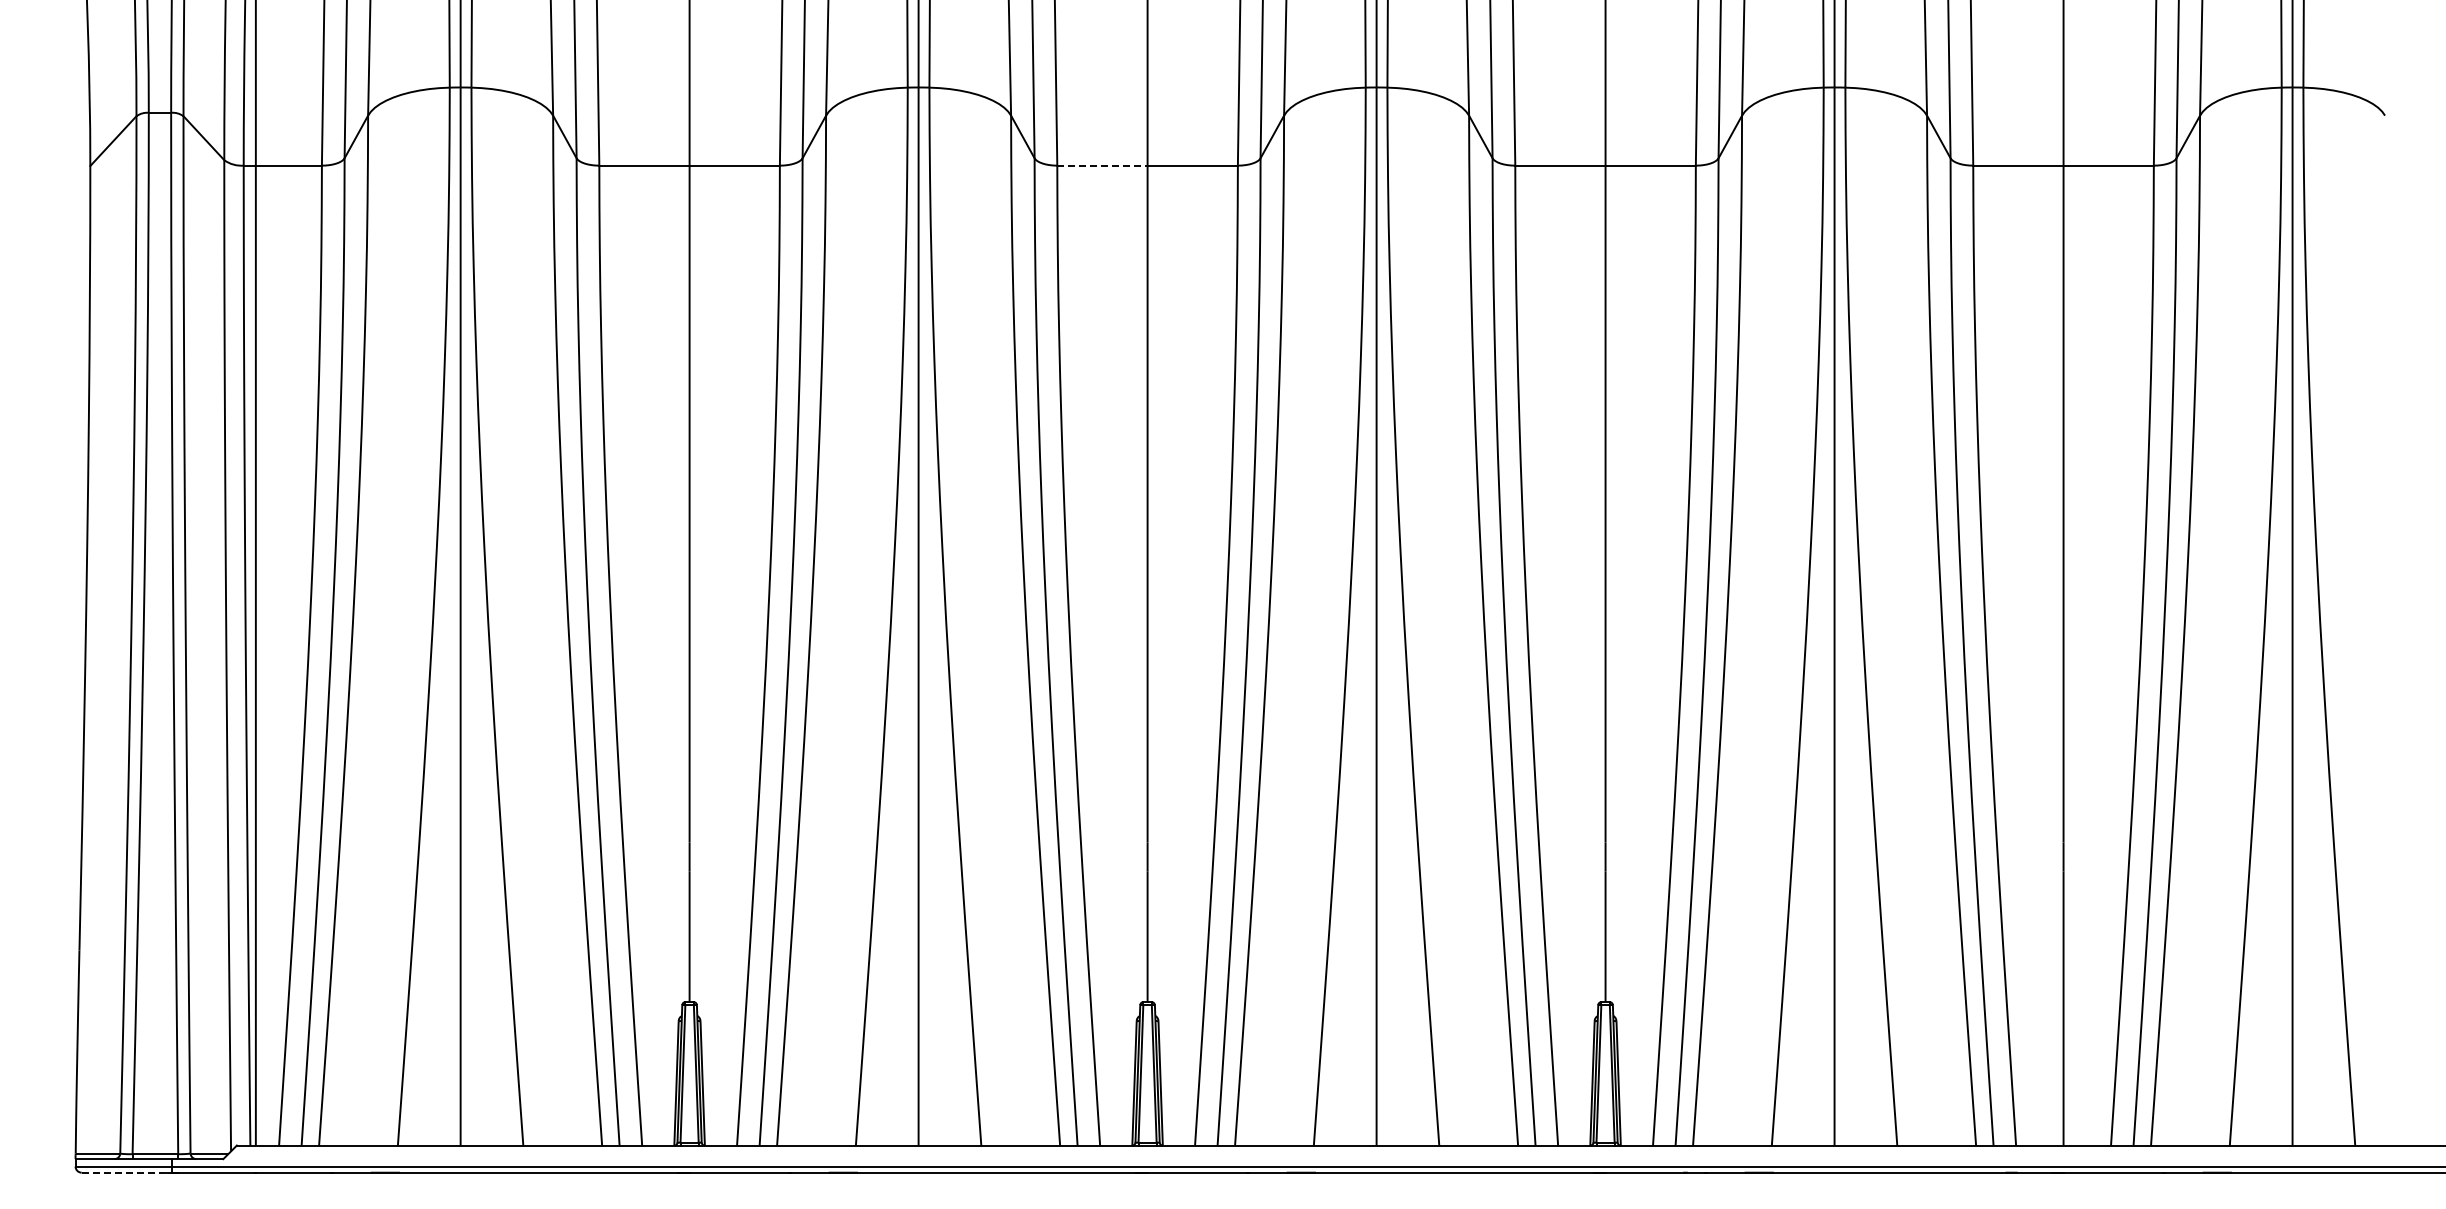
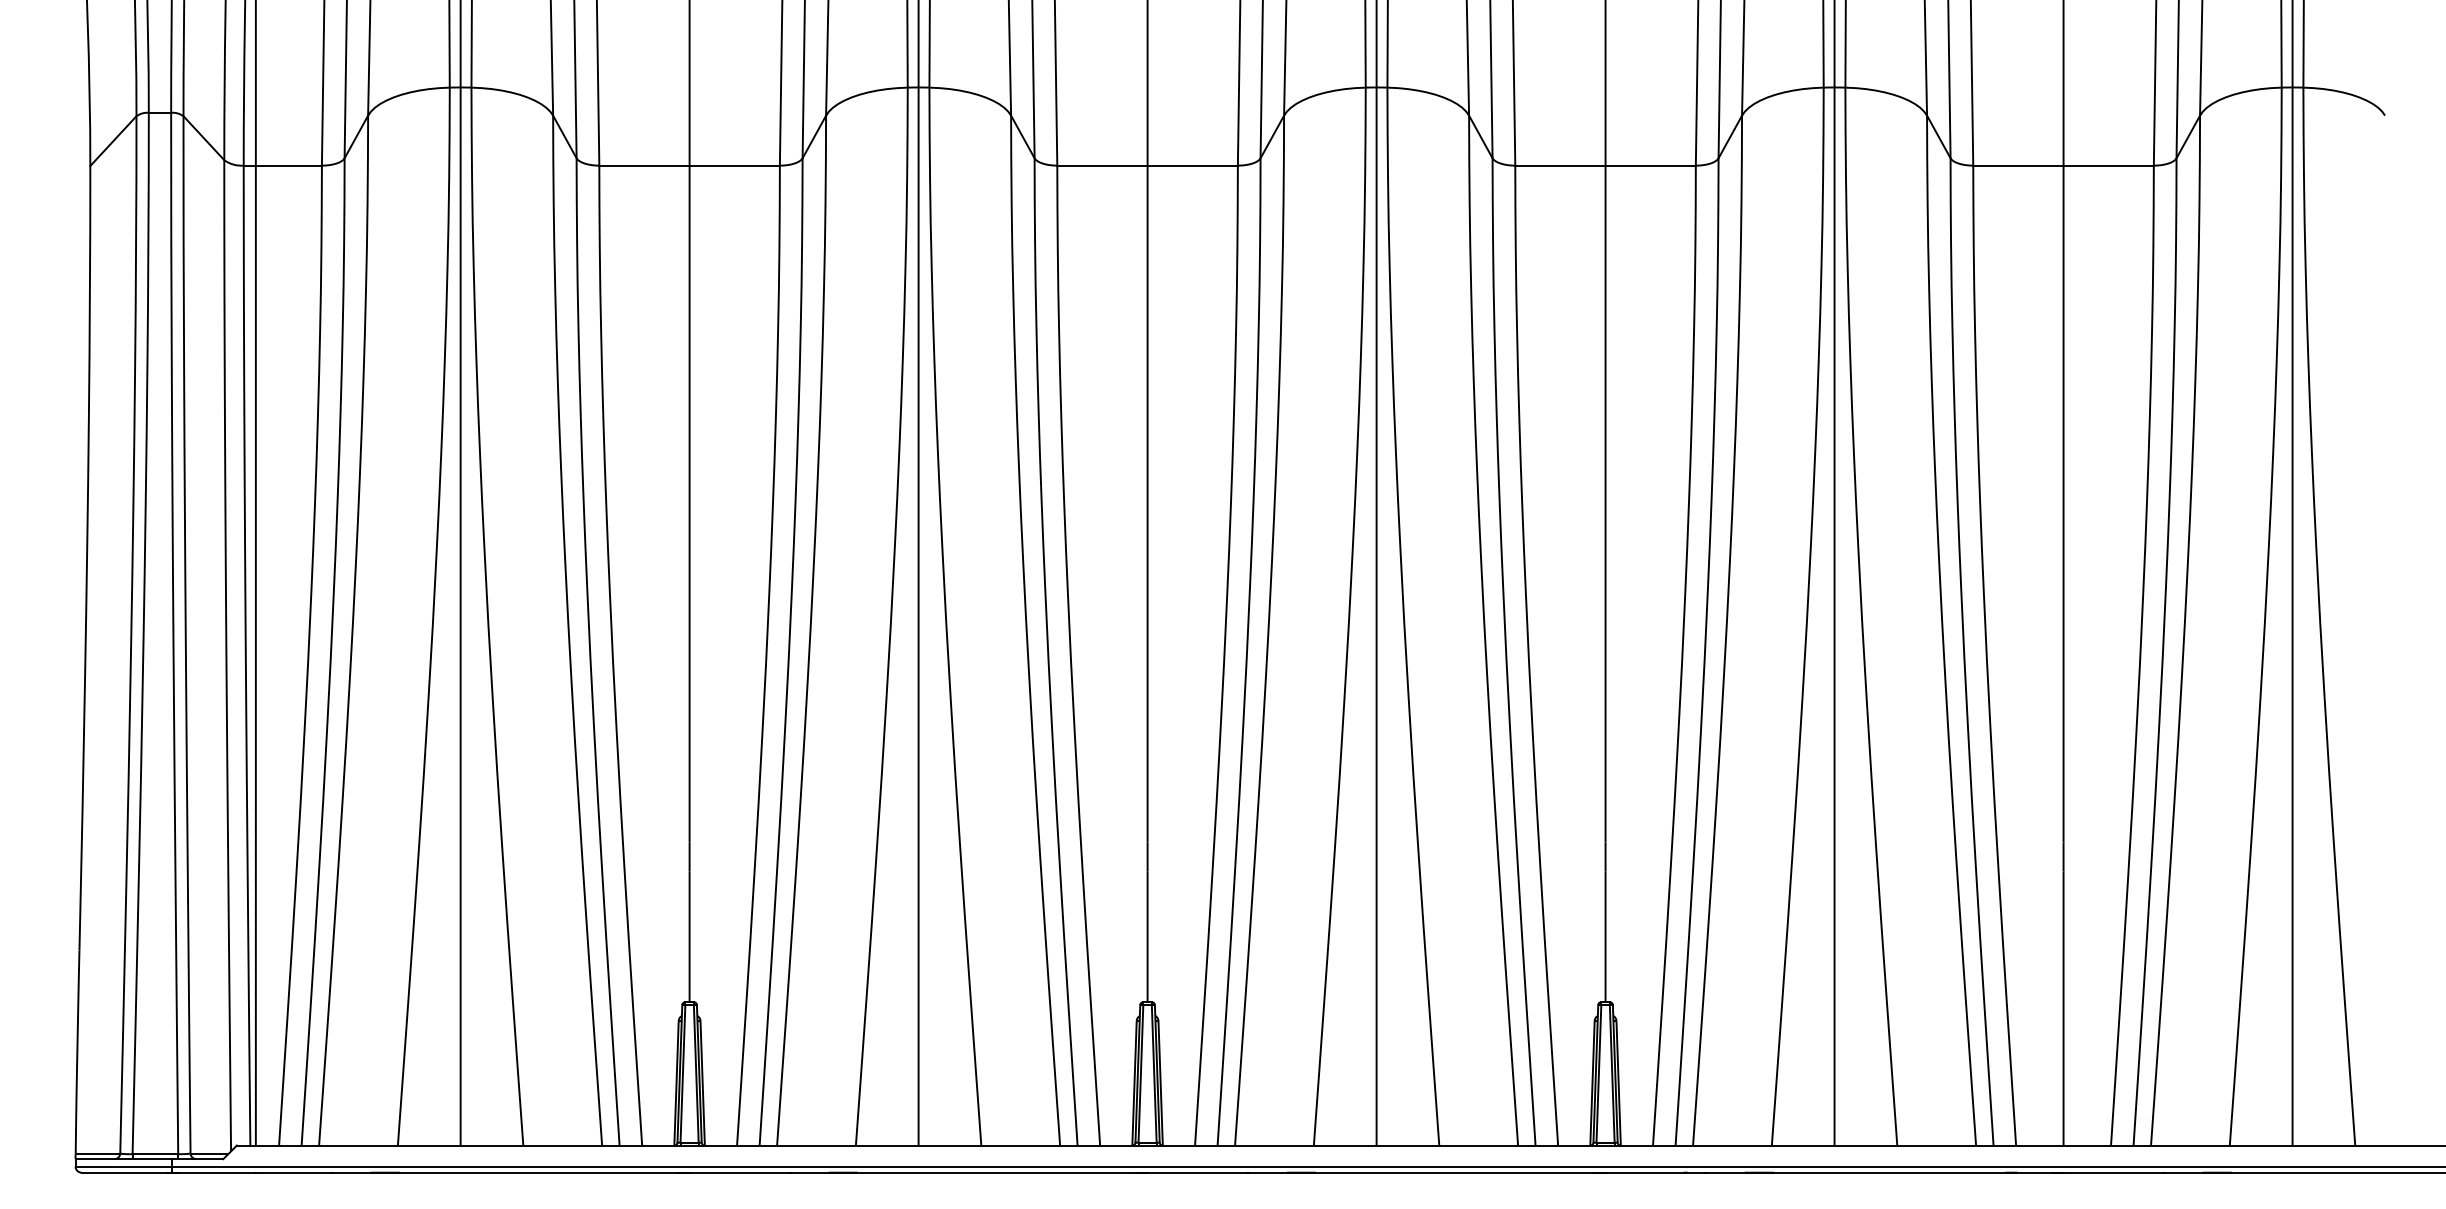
line: dashed -> solid (1102, 165)
line: dashed -> solid (127, 1172)
